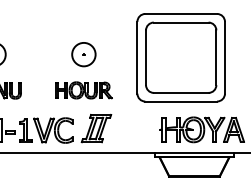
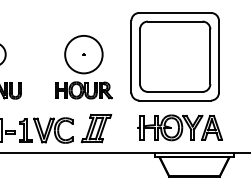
circle diameter: 23 px -> 38 px (83, 54)
part position: (180, 57) -> (174, 56) (174, 56)
part position: (201, 129) -> (179, 127) (179, 127)
